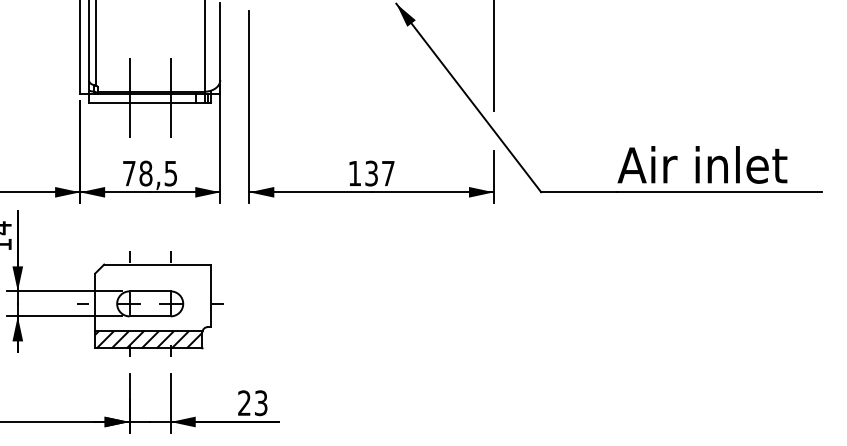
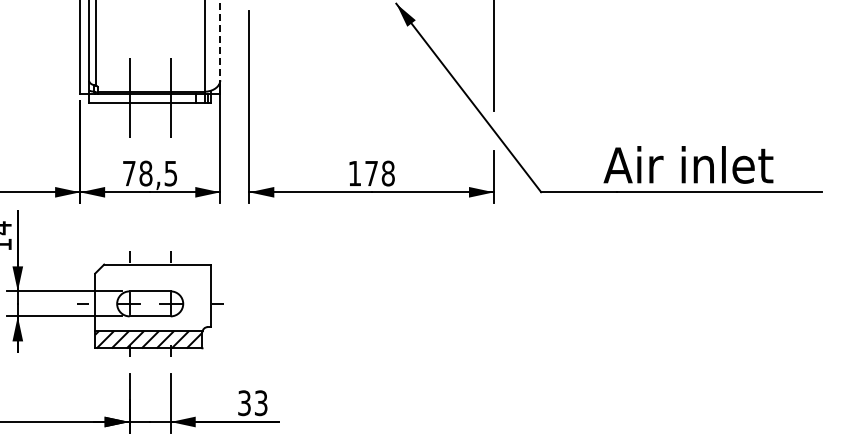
line: solid -> dashed (220, 41)
text position: (702, 164) -> (688, 164) (688, 164)
text: 137 -> 178 (379, 173)
text: 23 -> 33 (244, 403)
